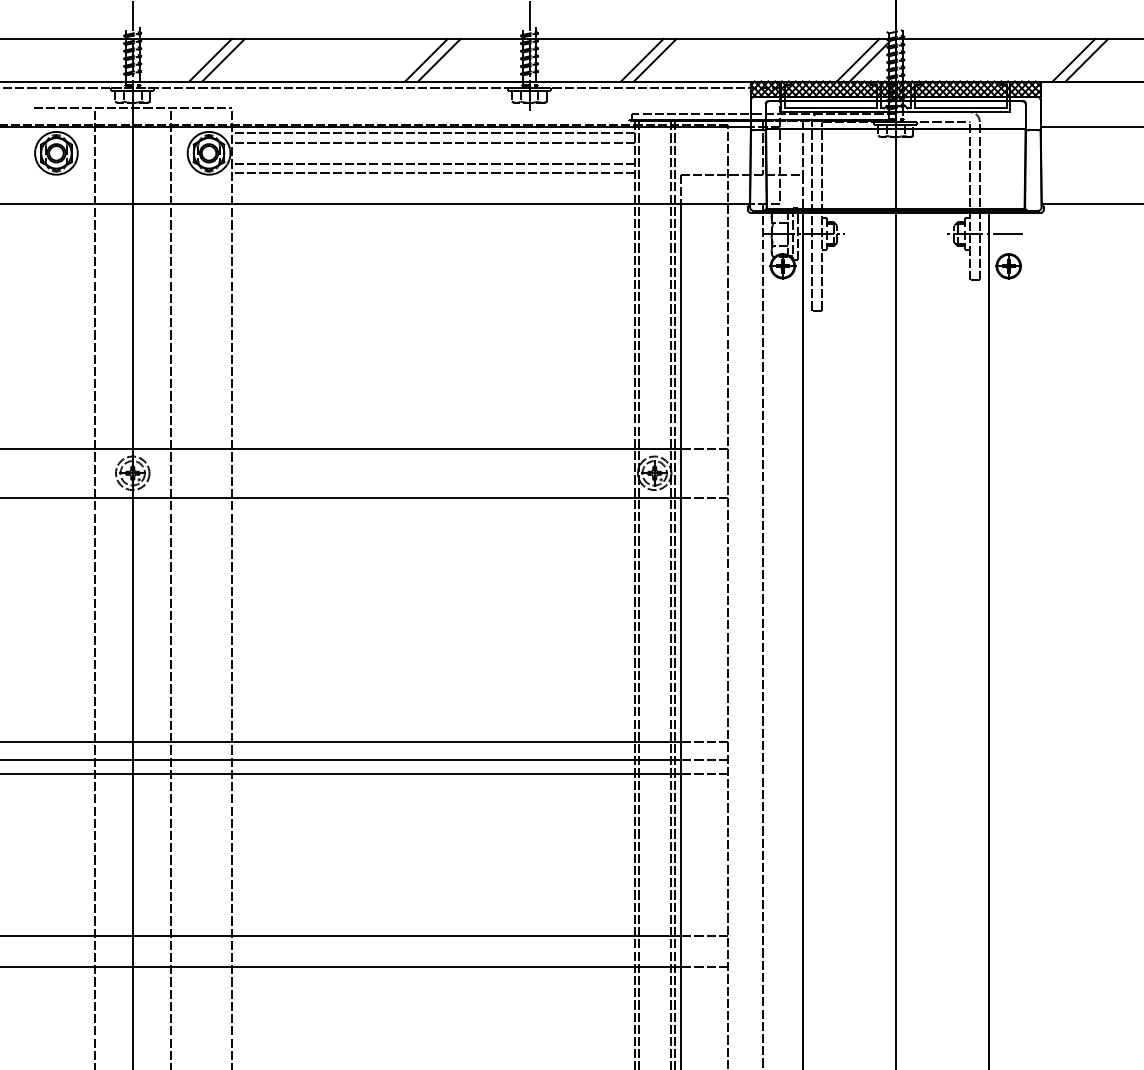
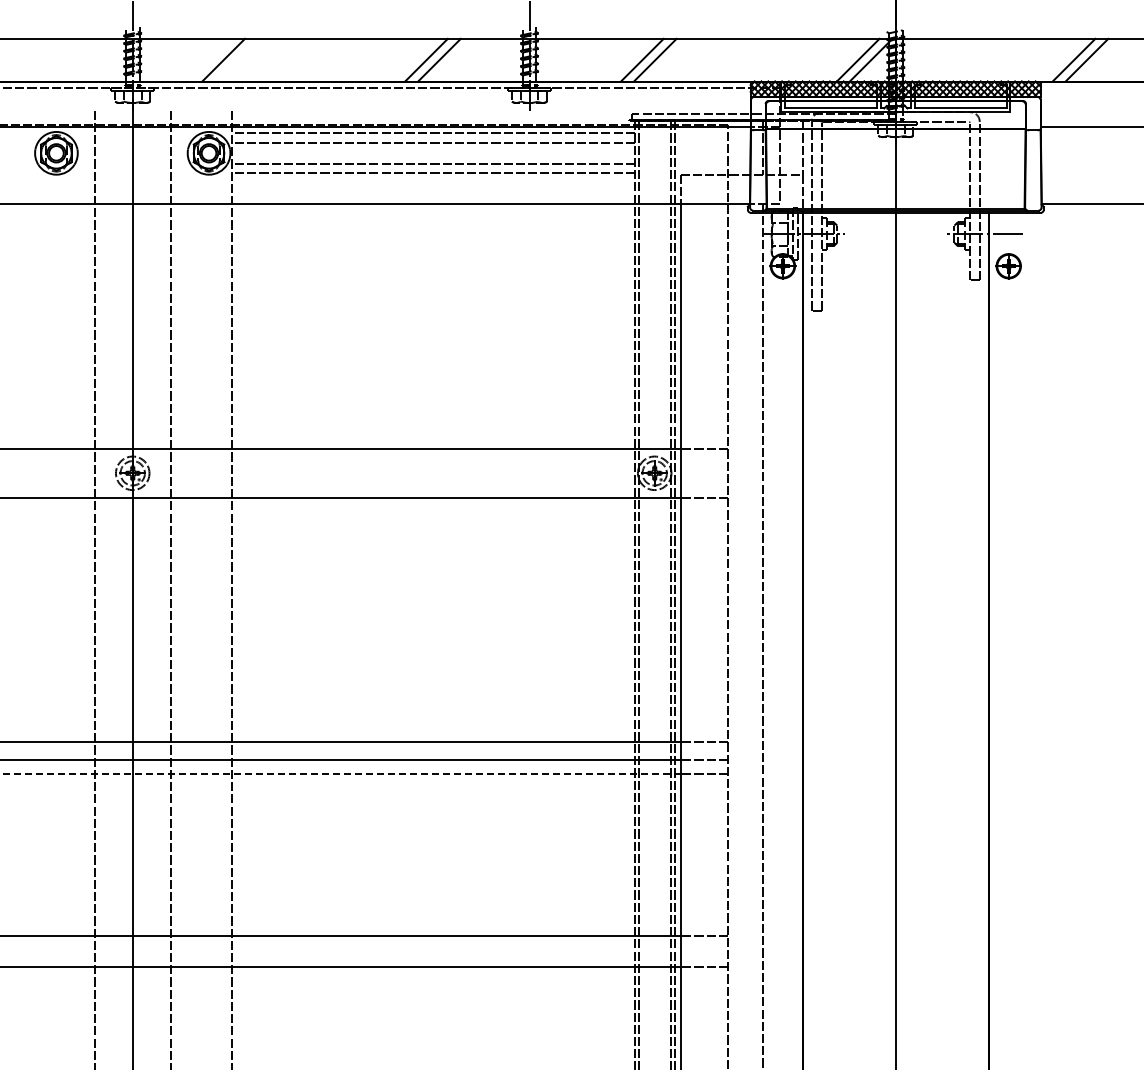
line: present -> none (210, 59)
line: present -> none (132, 107)
line: solid -> dashed (340, 773)
